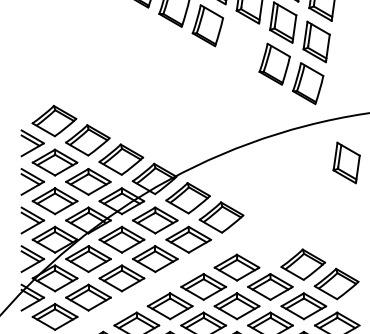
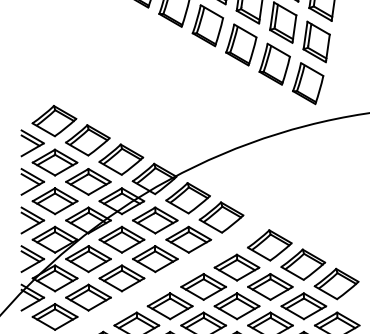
part: none -> present (241, 44)
part: present -> none (346, 162)
part: none -> present (269, 245)
